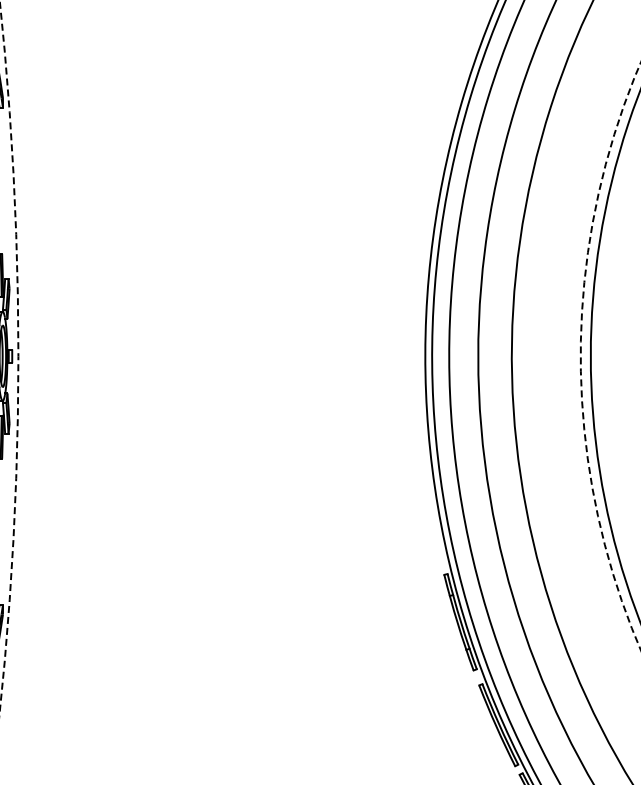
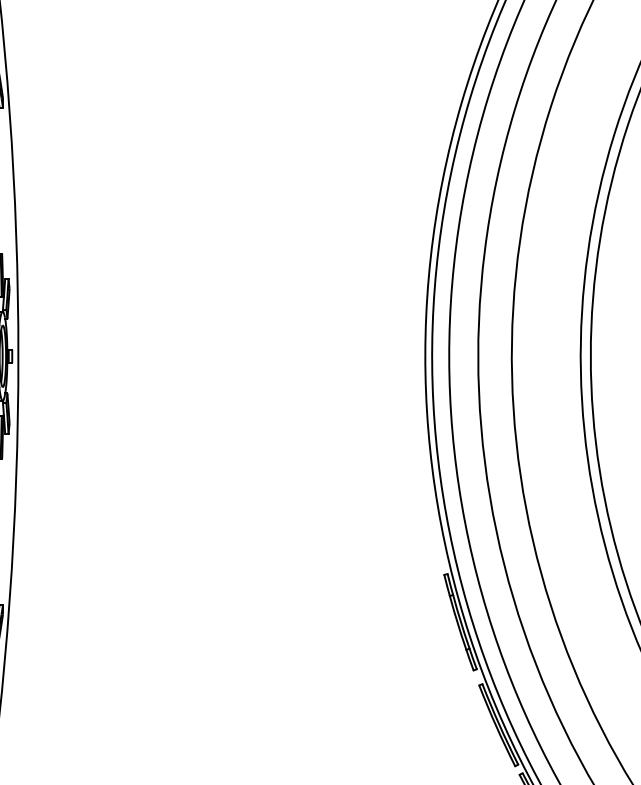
arc: dashed -> solid (18, 356)
arc: dashed -> solid (580, 358)
